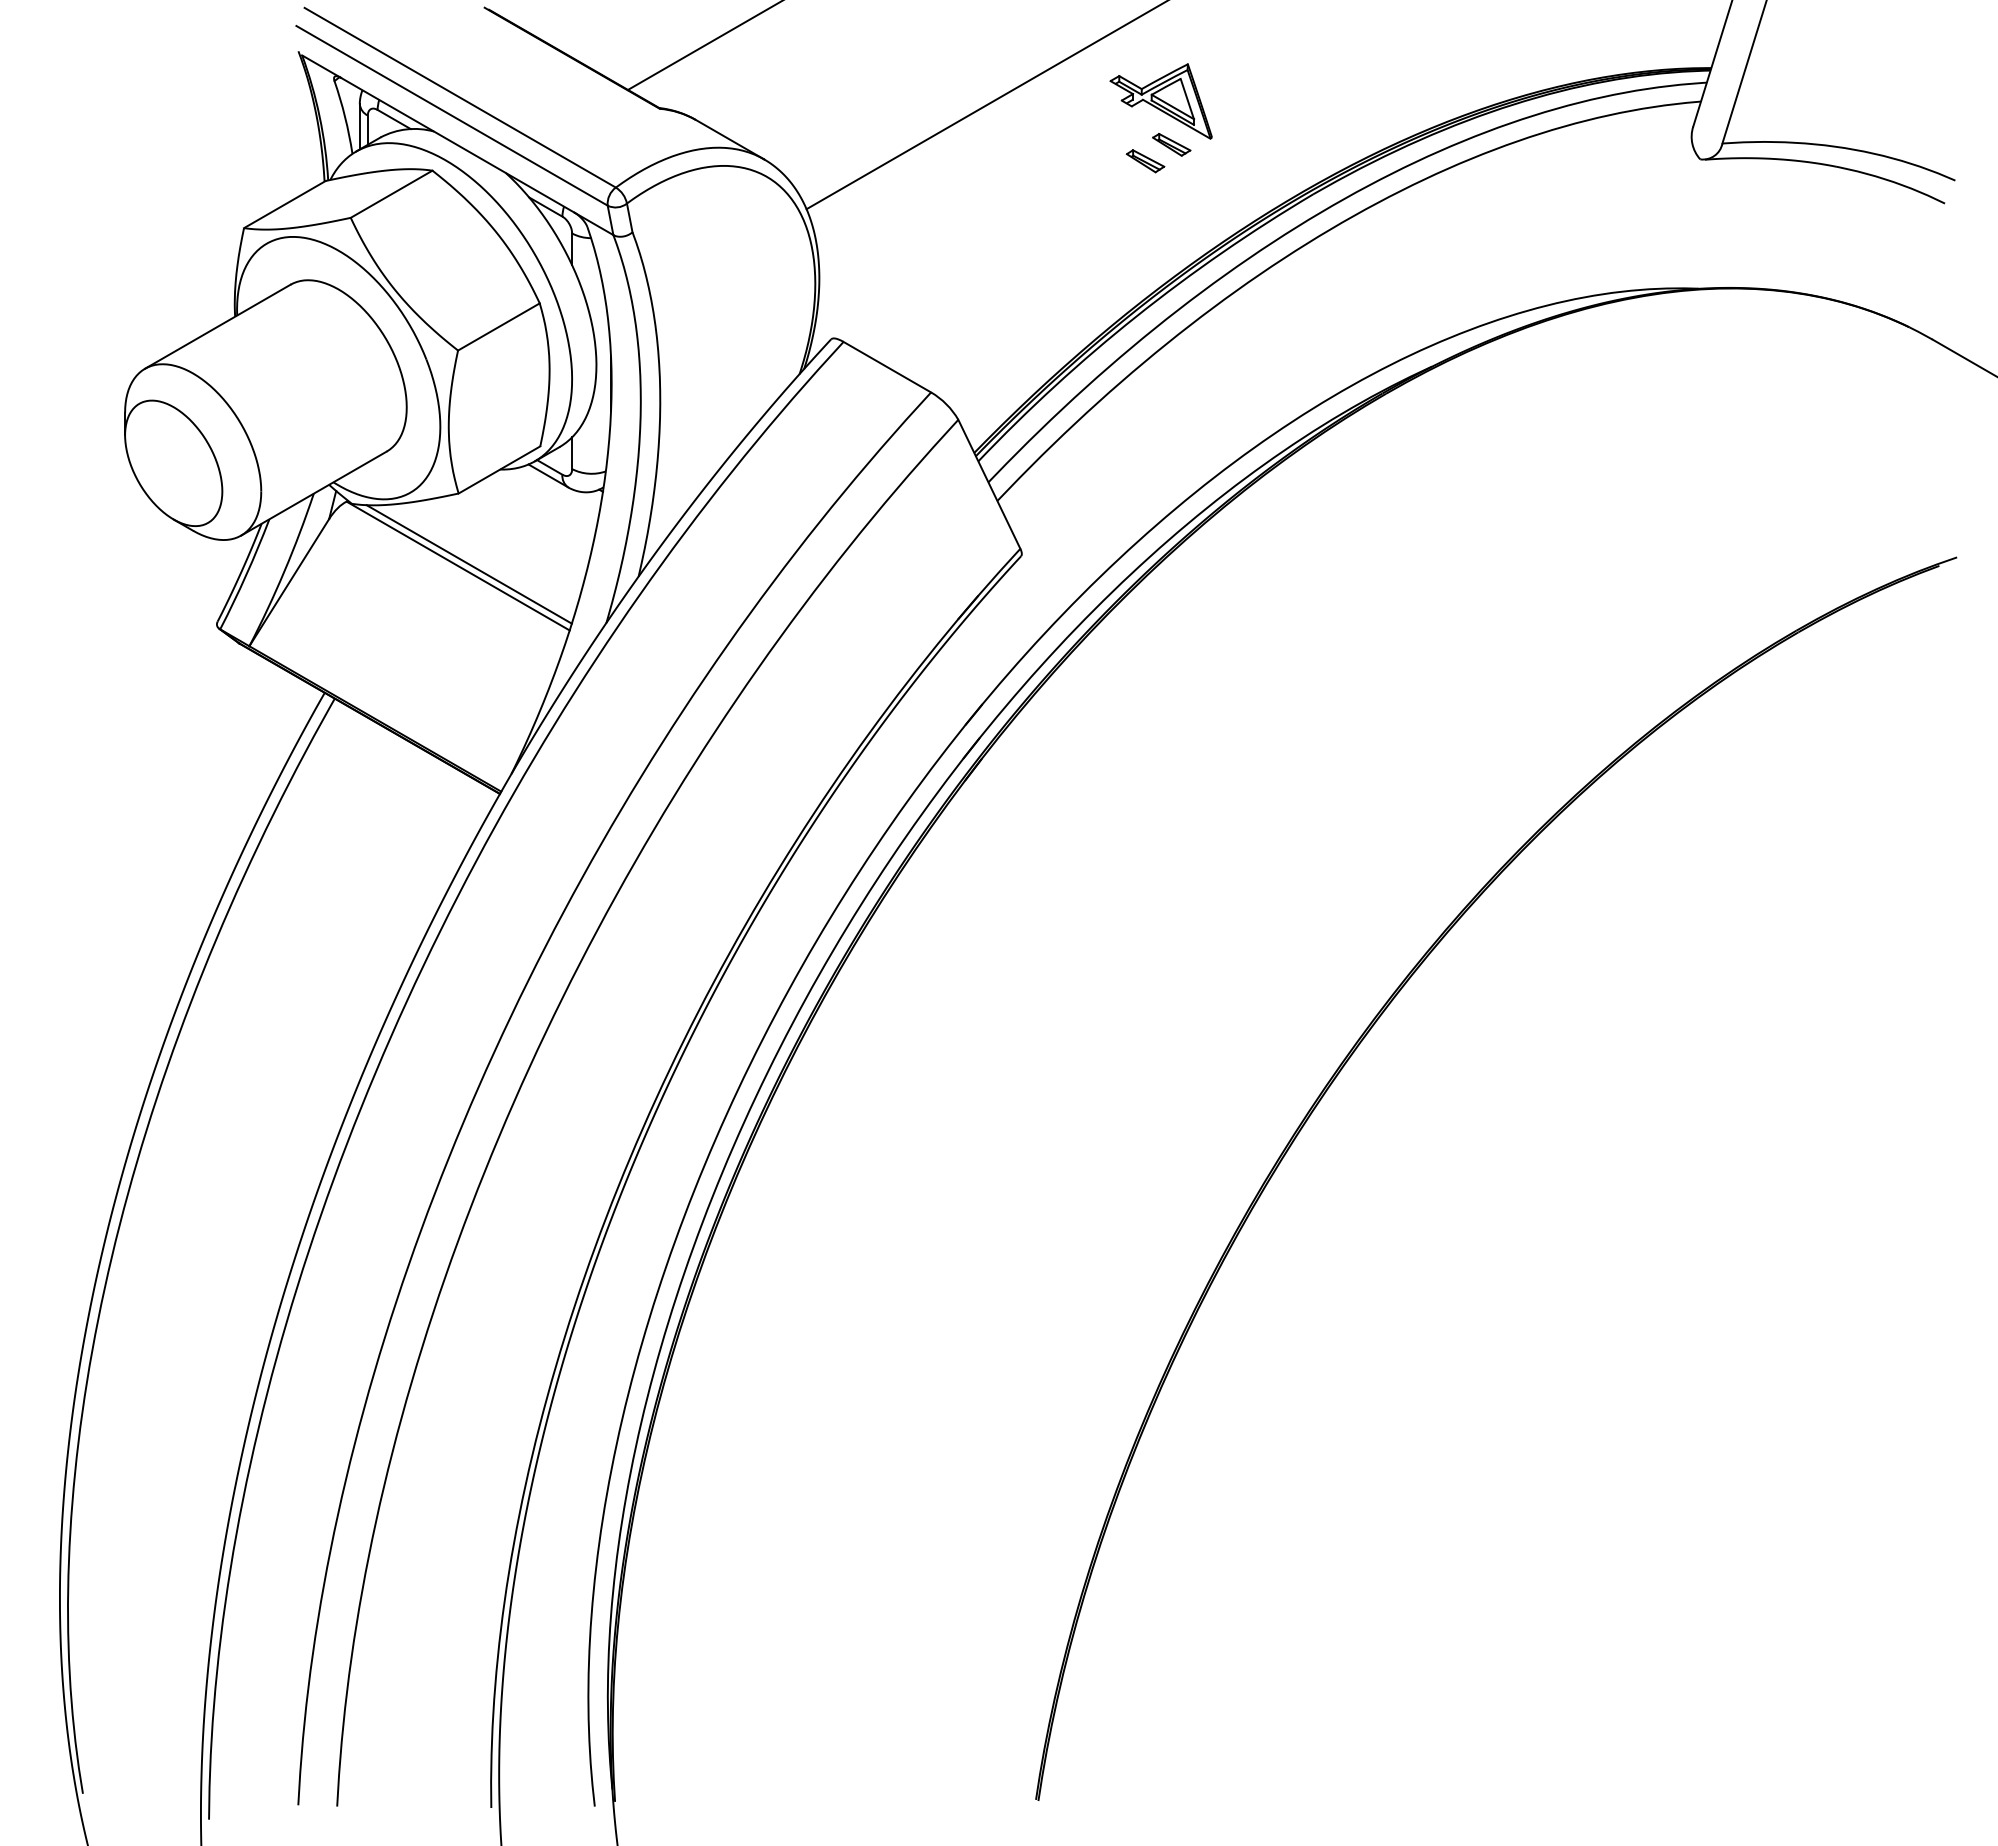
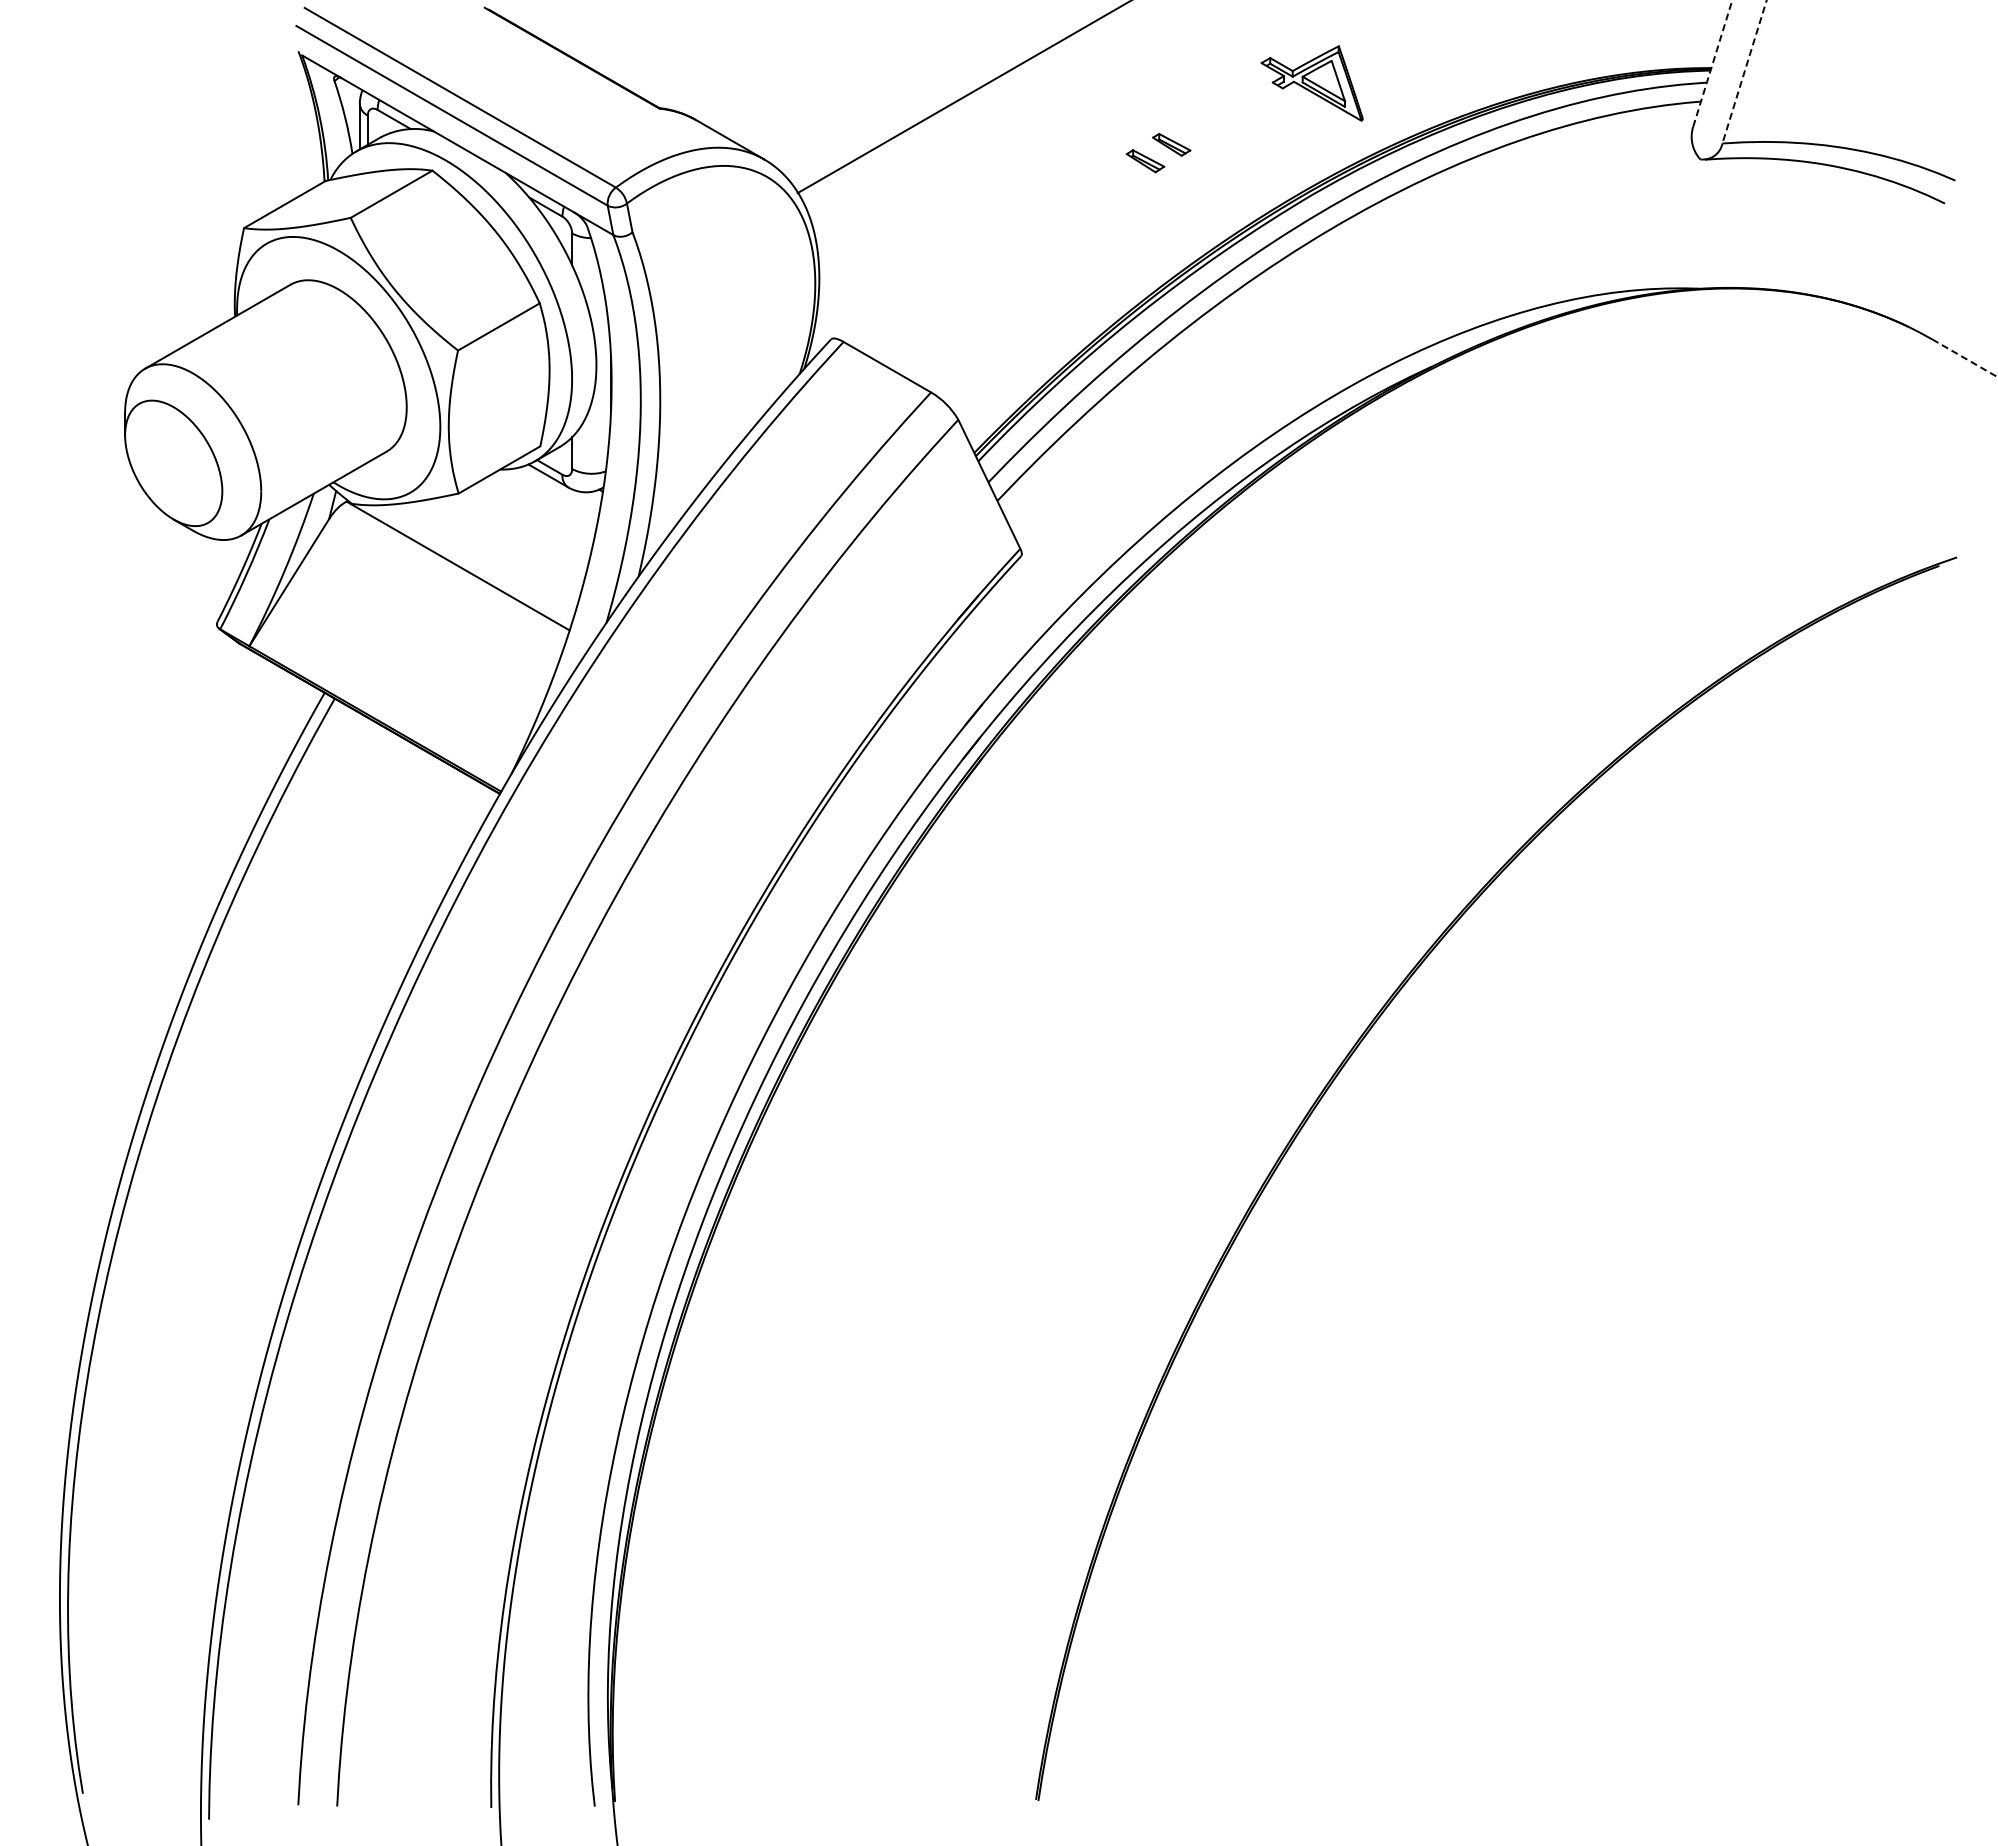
line: present -> none (703, 45)
line: solid -> dashed (1712, 63)
line: solid -> dashed (1744, 72)
part position: (1160, 101) -> (1311, 83) (1311, 83)
line position: (985, 105) -> (962, 97) (962, 97)
line: solid -> dashed (1964, 358)
line: present -> none (468, 564)
